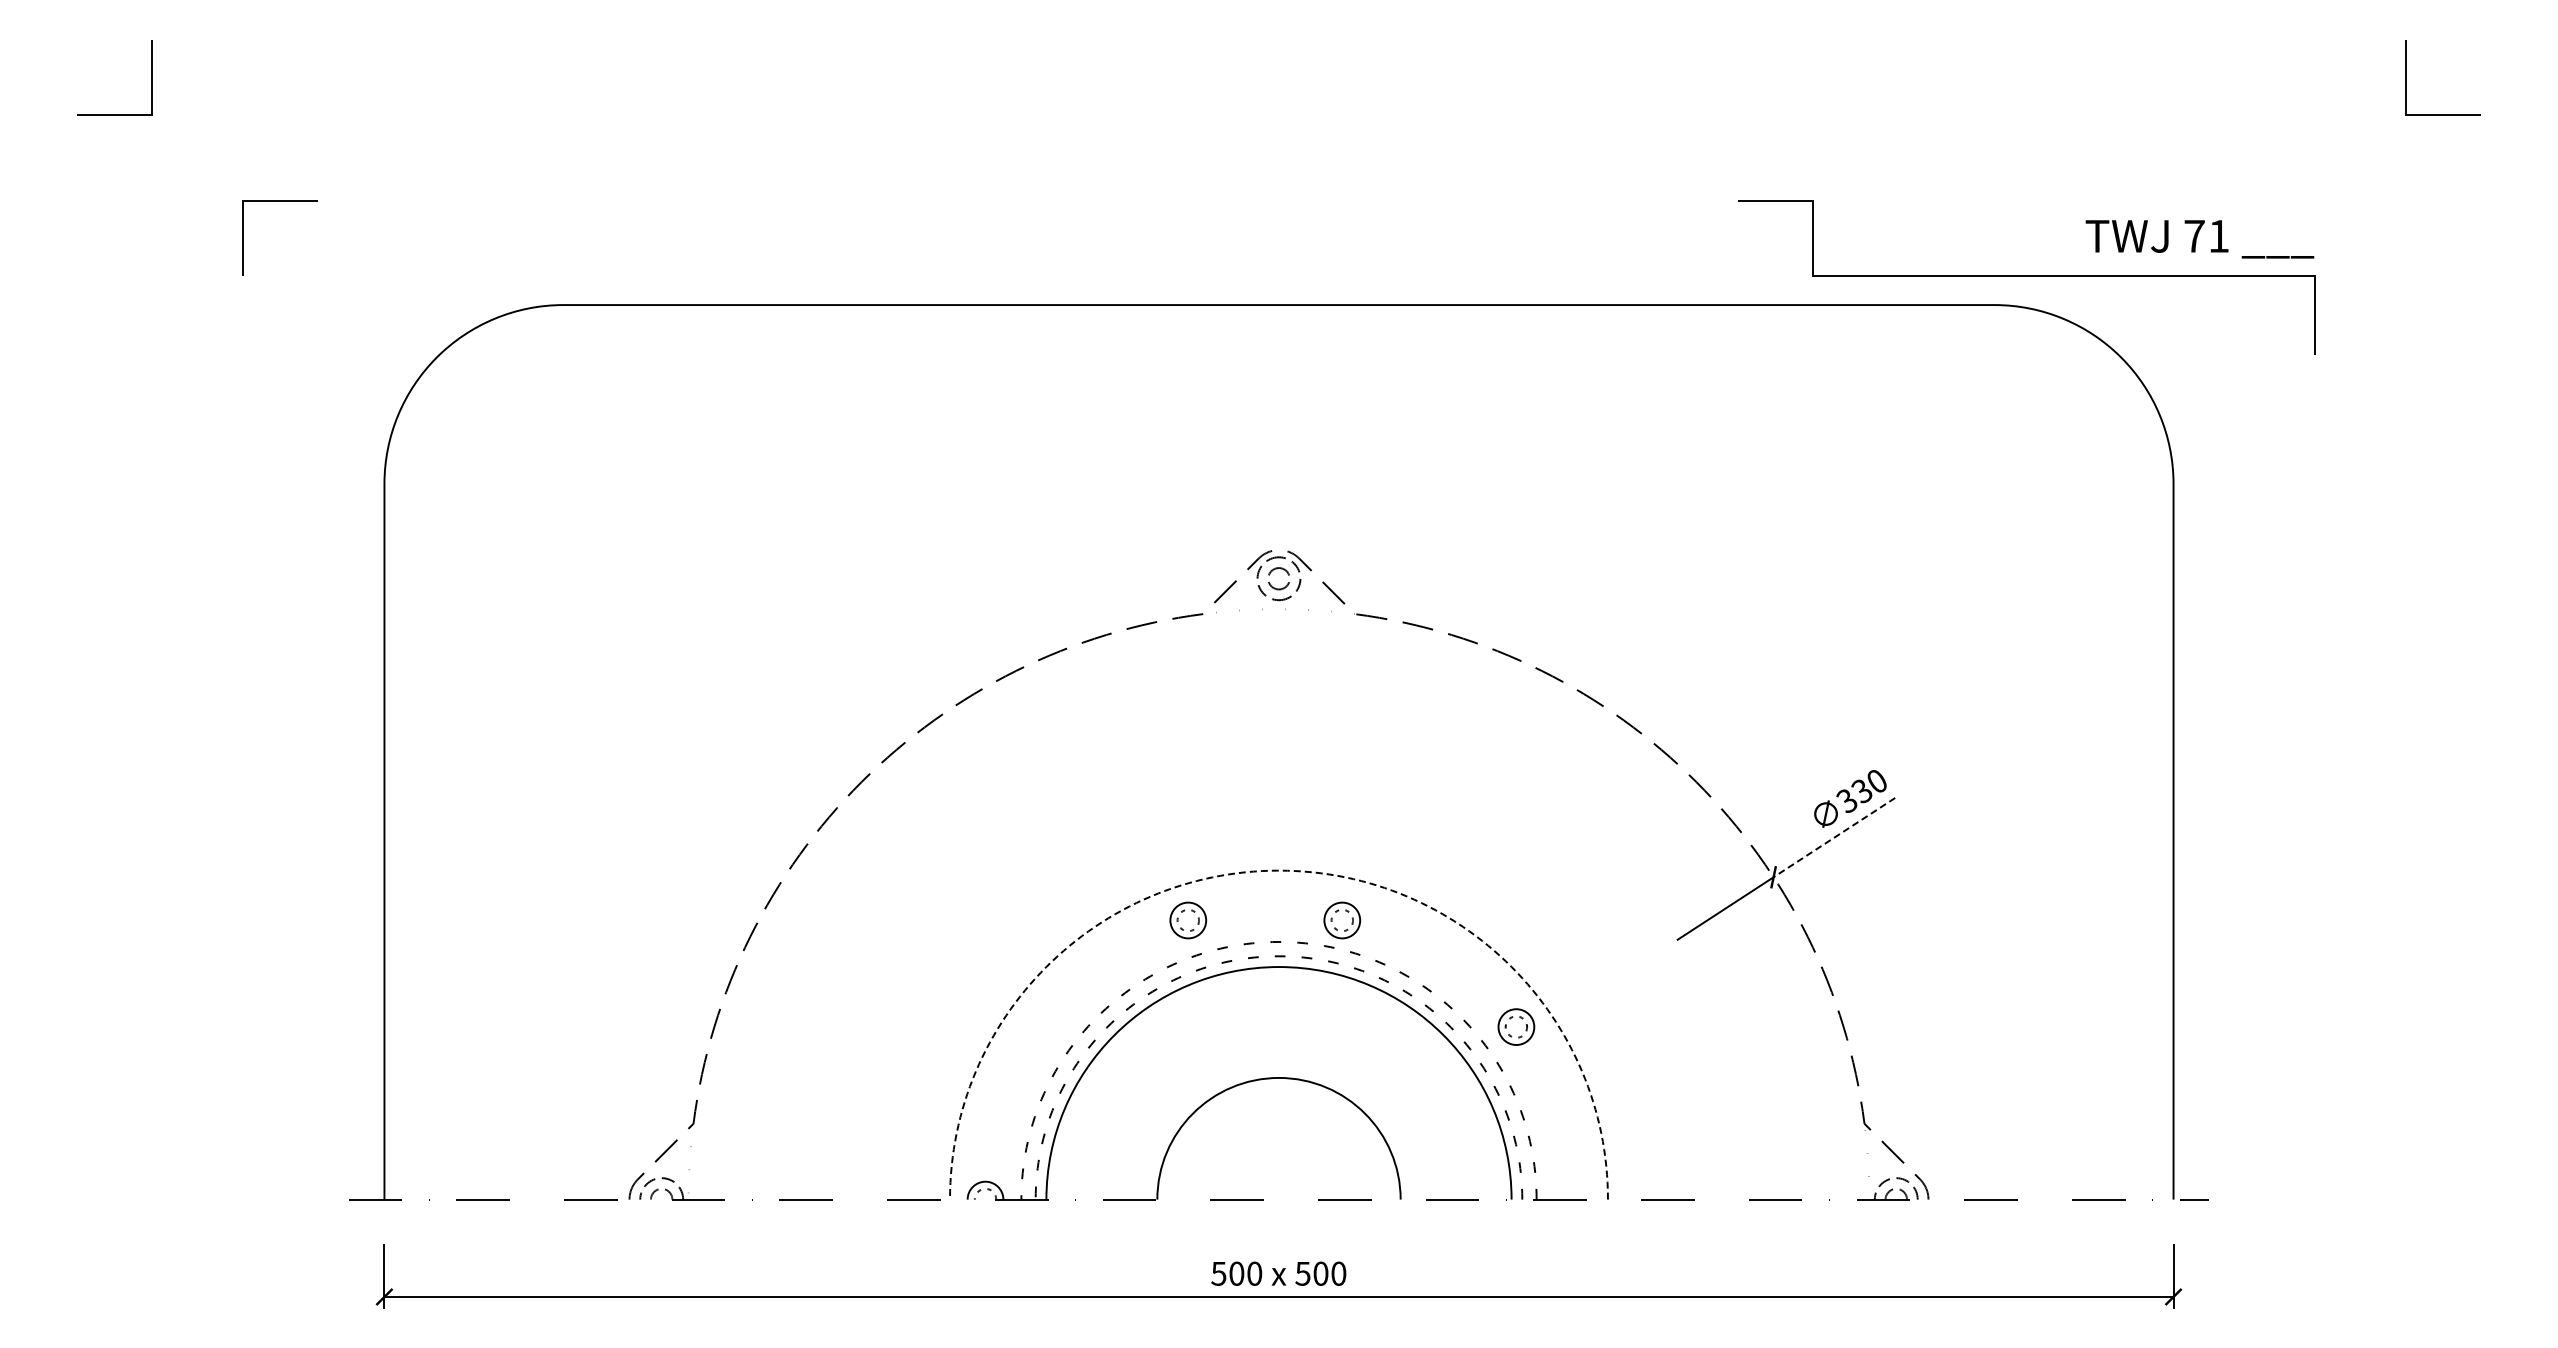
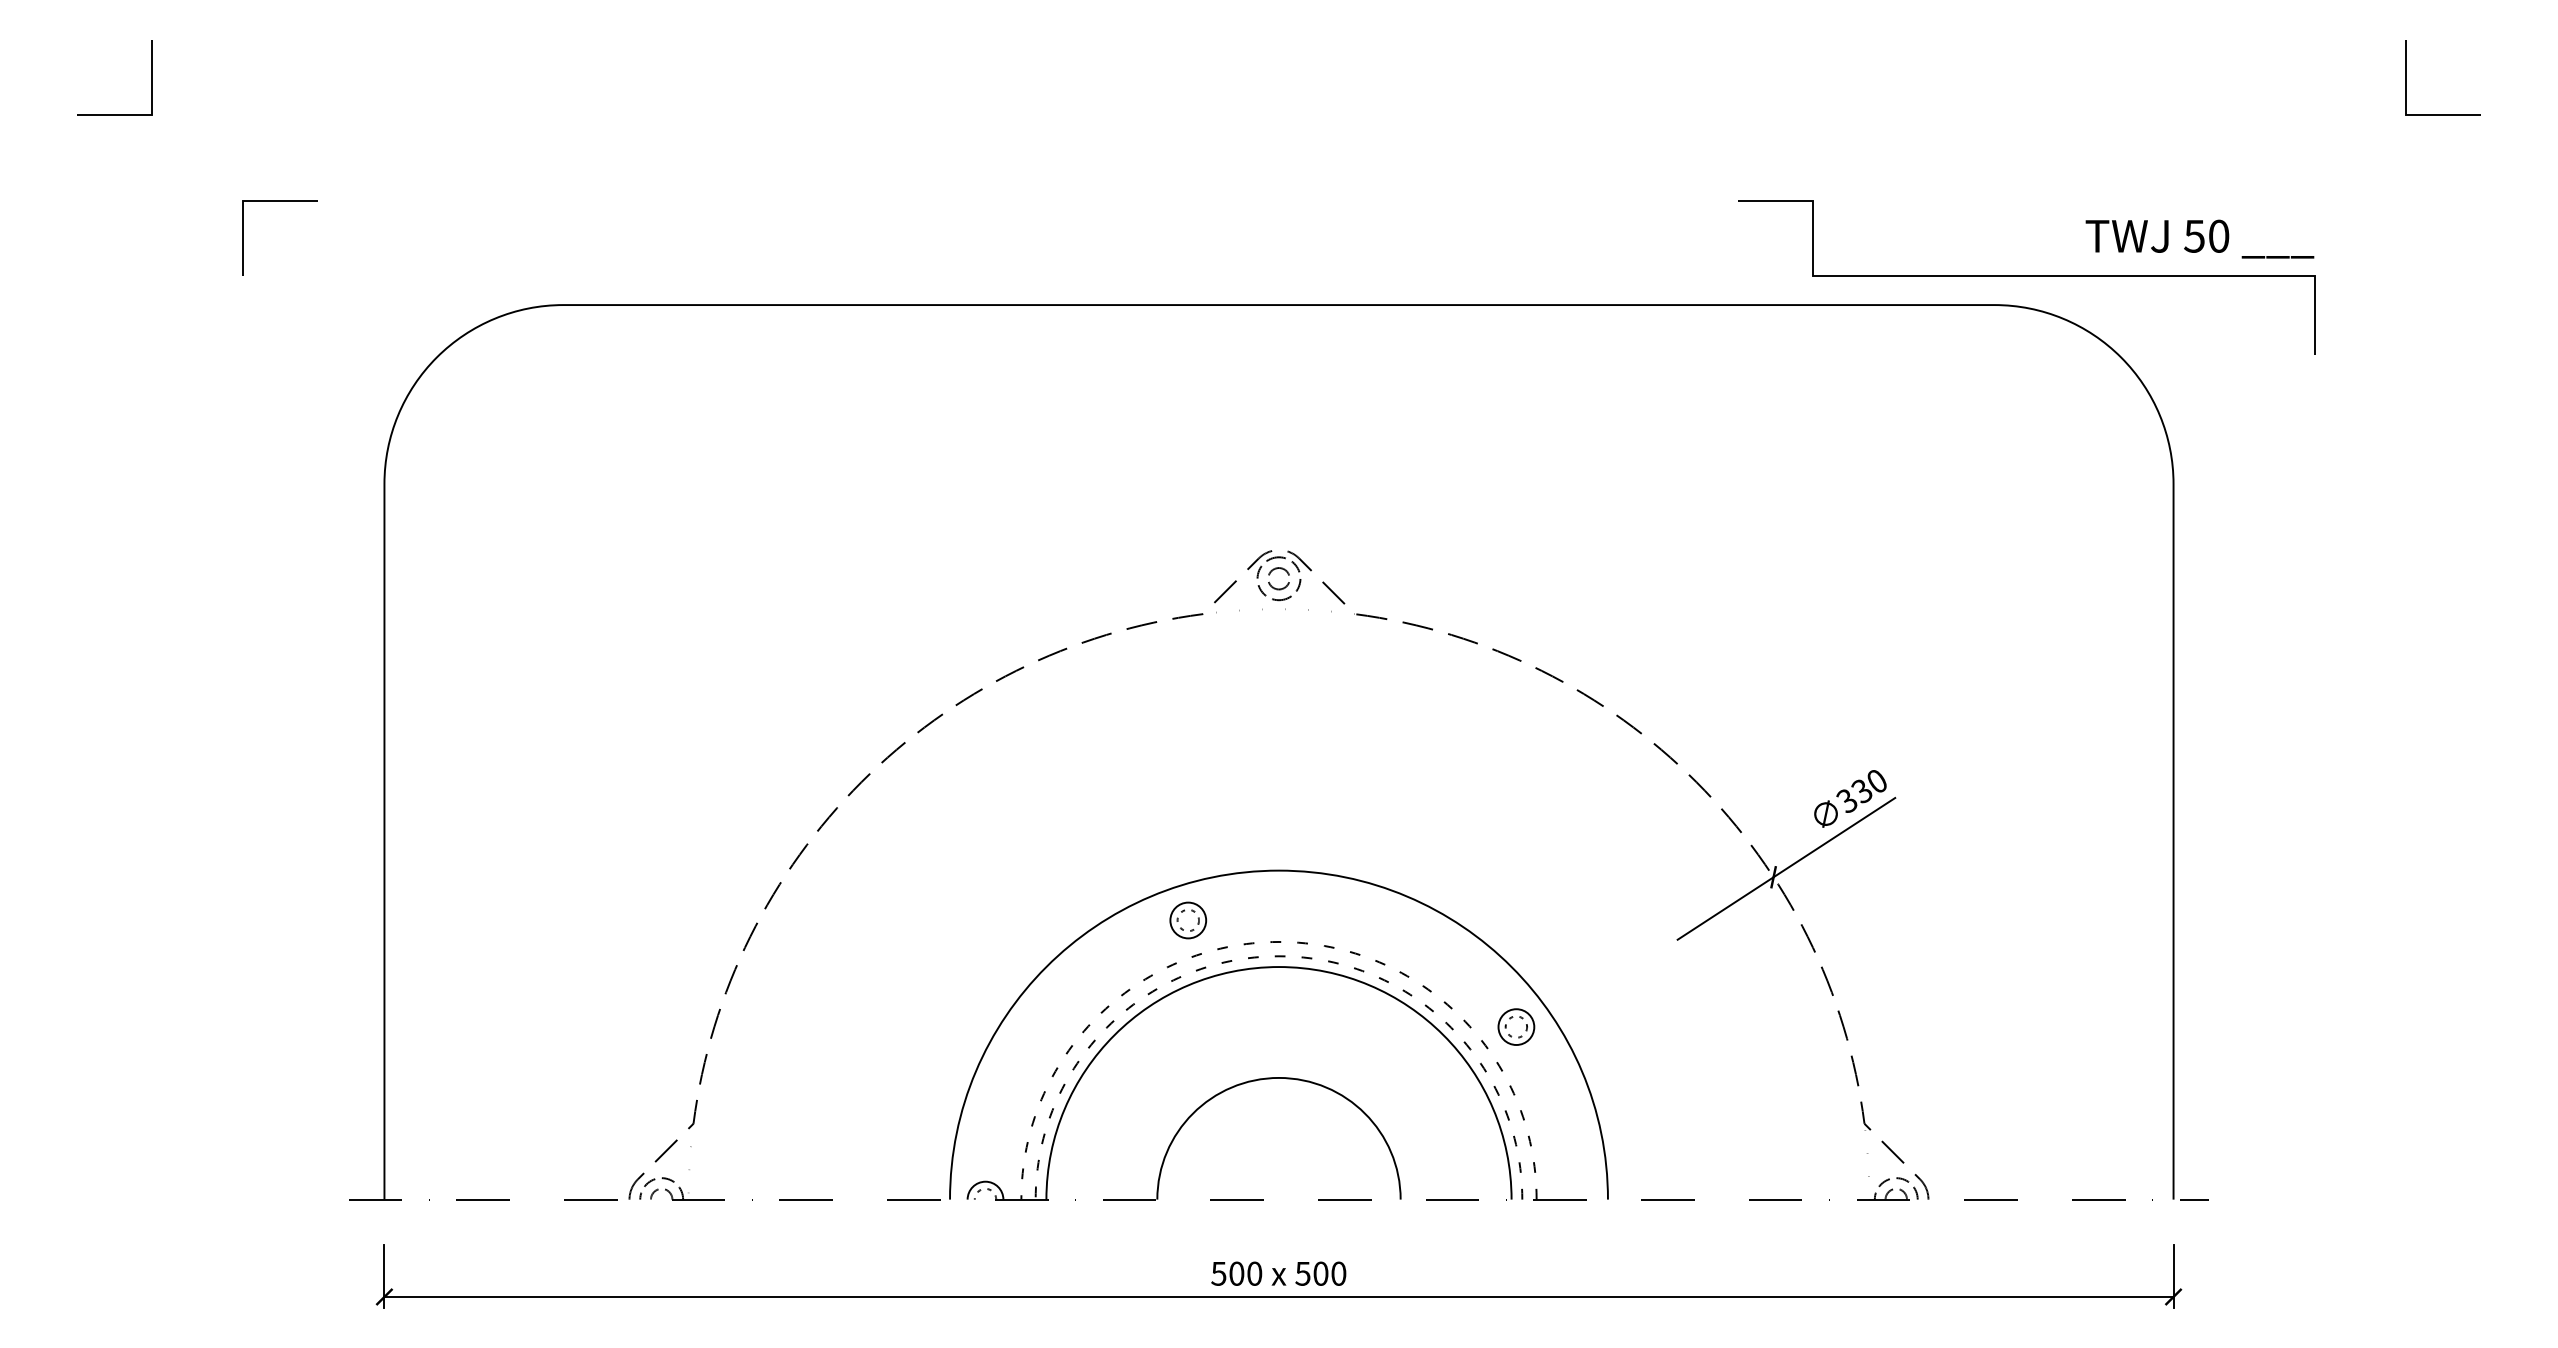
text: 71 -> 50 (2206, 235)
line: dashed -> solid (1834, 837)
arc: dashed -> solid (1279, 870)
part: present -> none (1342, 920)
